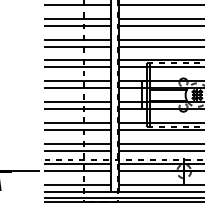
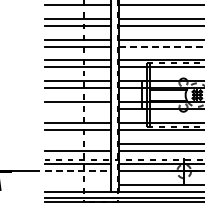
line: solid -> dashed (161, 46)
line: present -> none (77, 108)
line: present -> none (77, 143)
line: solid -> dashed (78, 171)
line: present -> none (77, 185)
